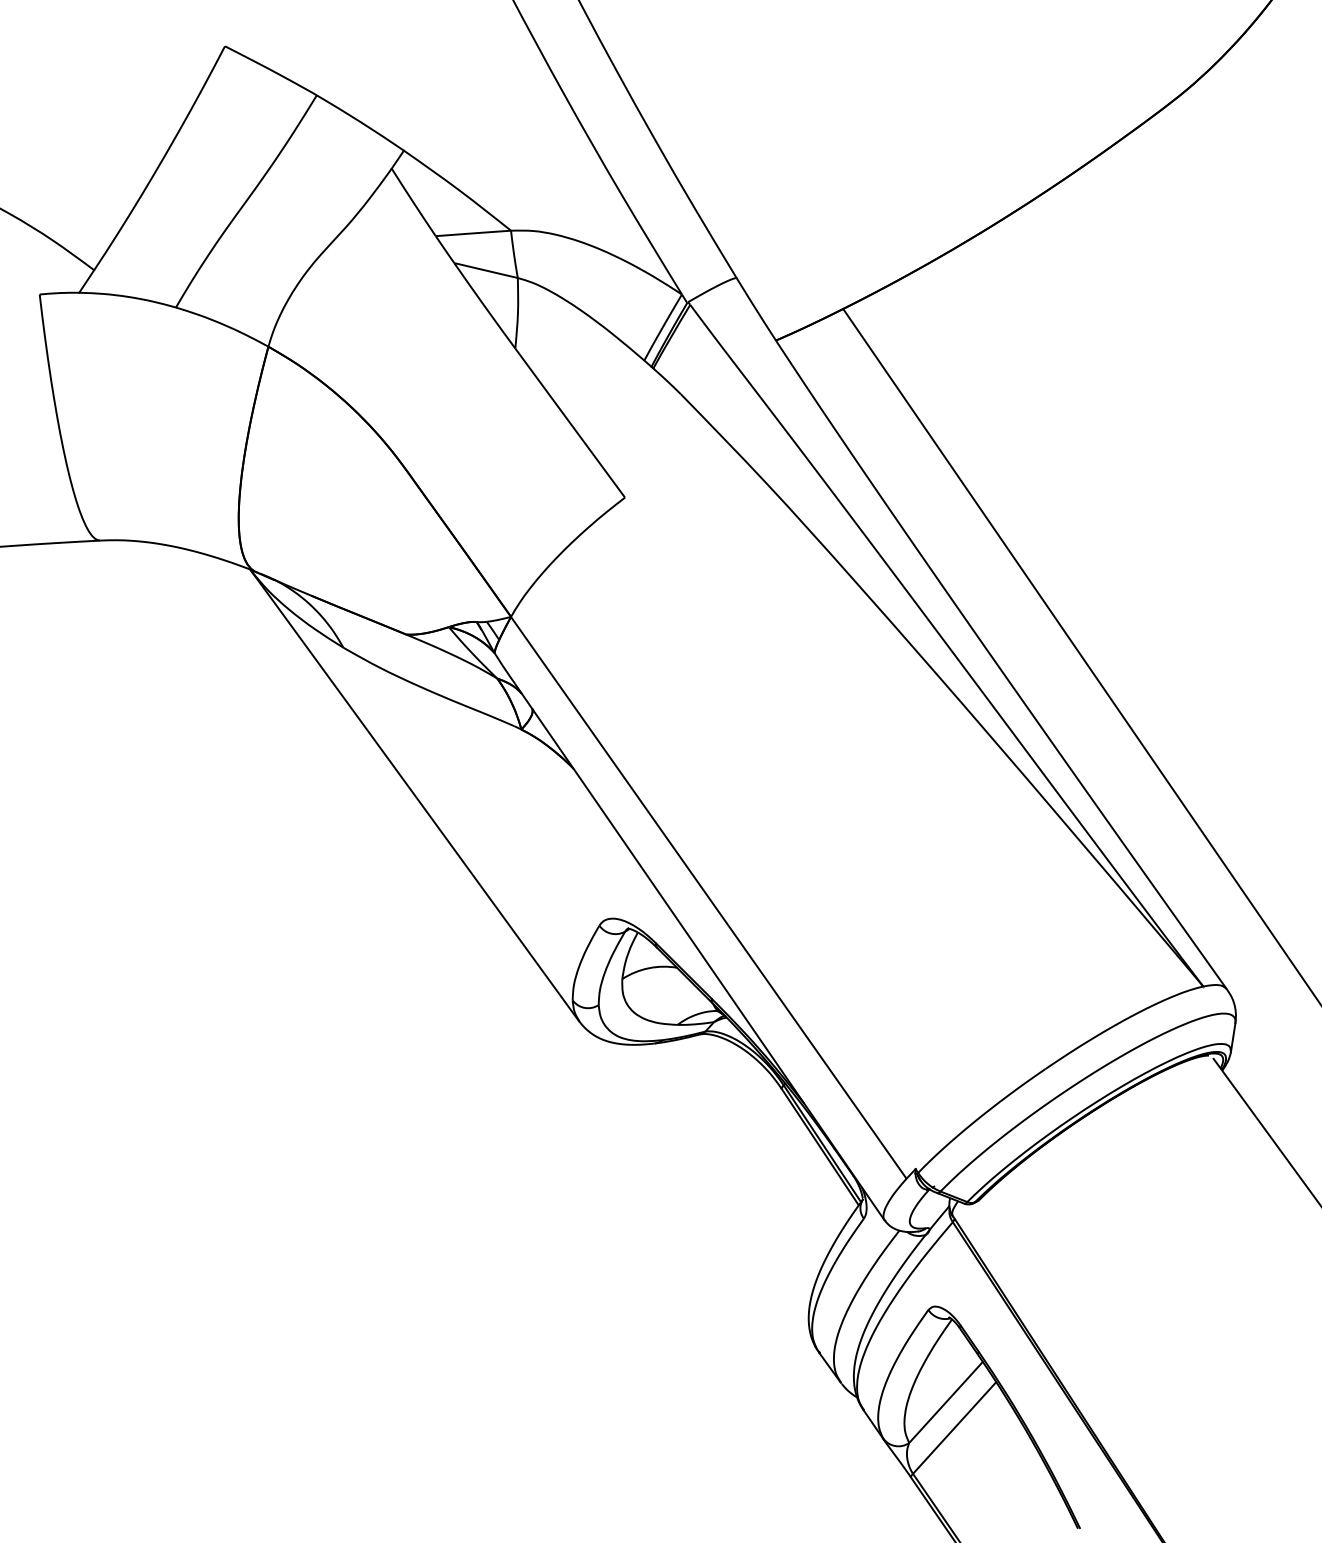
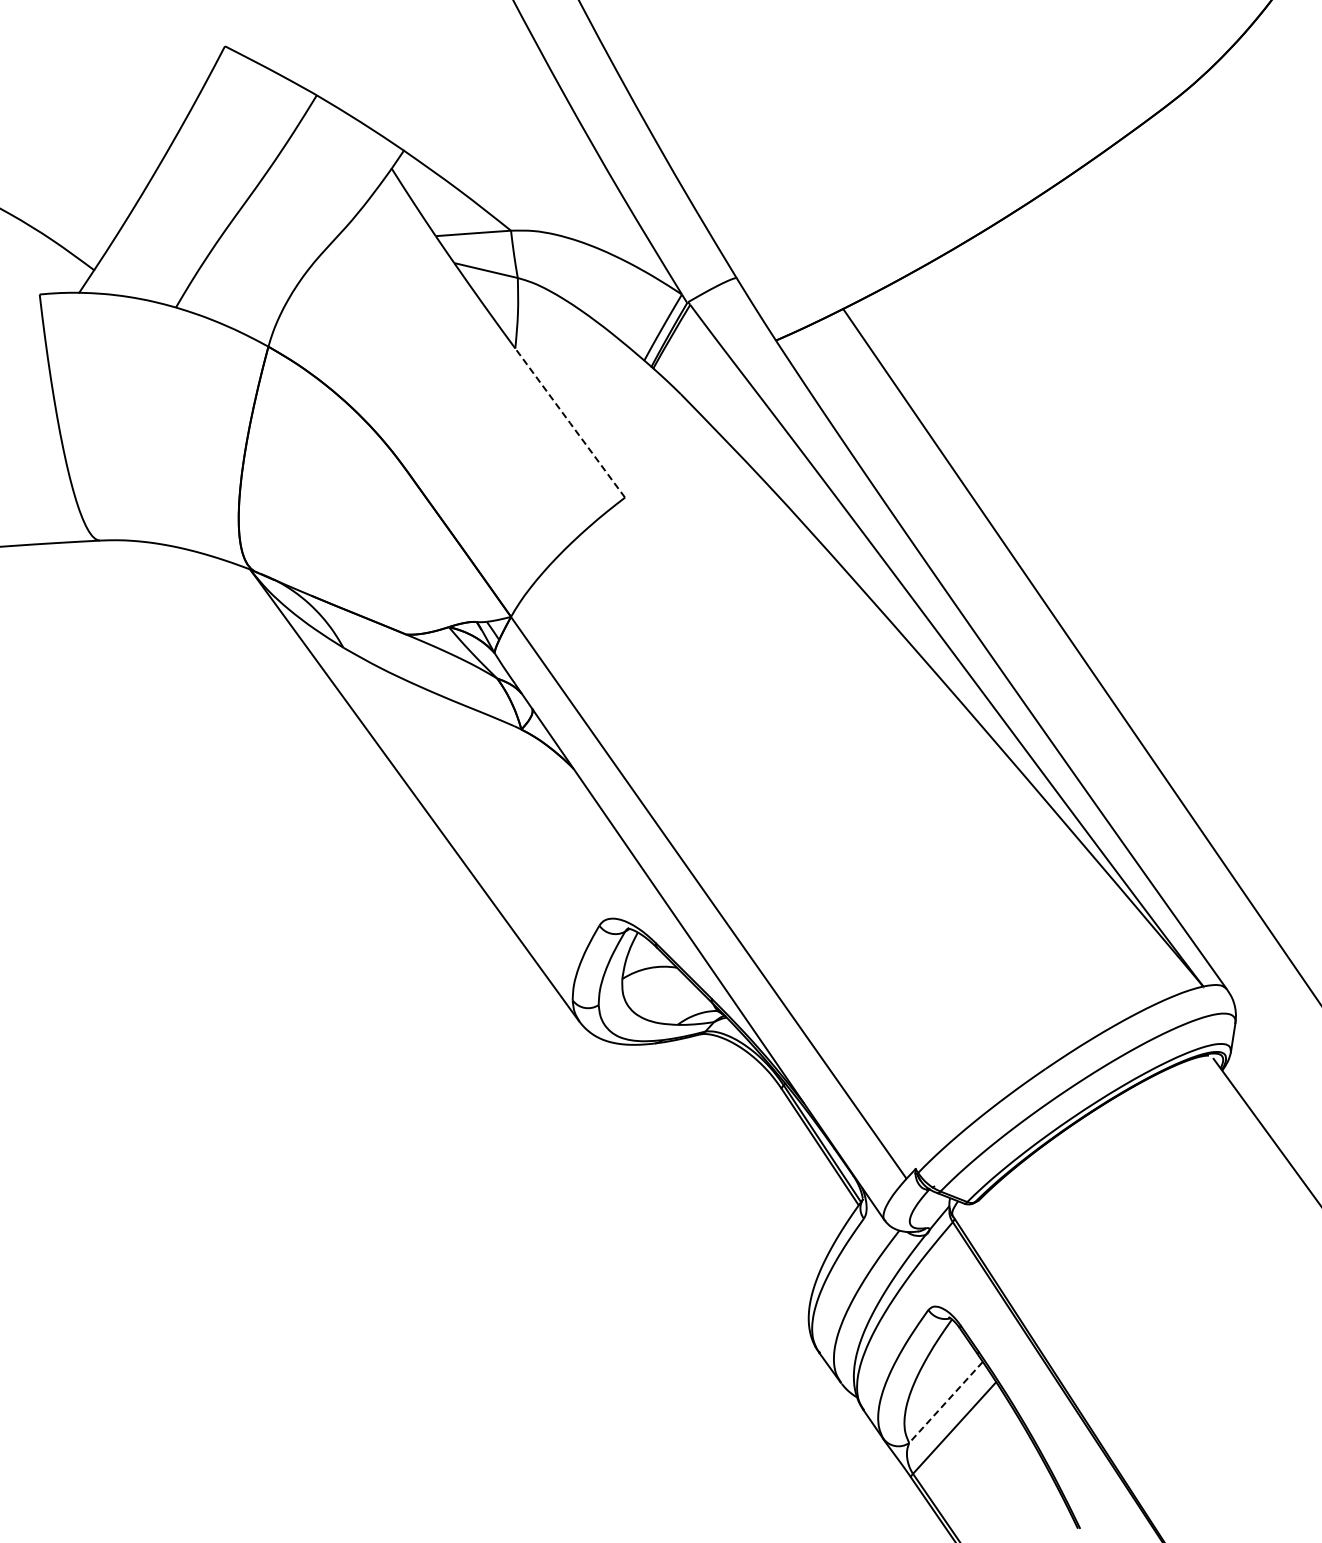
line: solid -> dashed (570, 423)
line: solid -> dashed (946, 1402)
